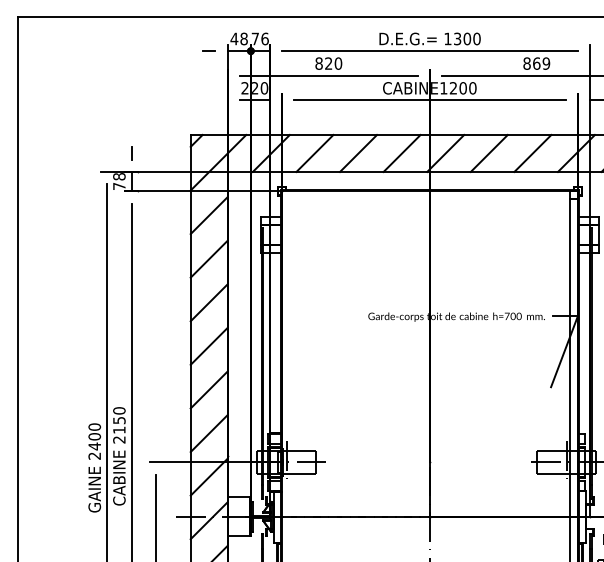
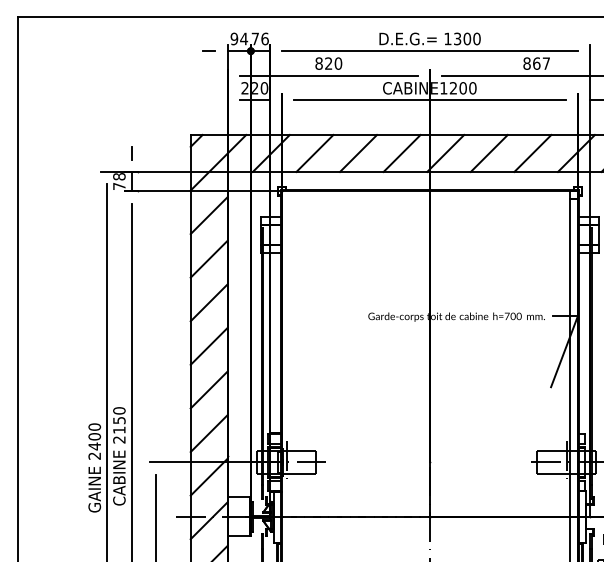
text: 48 -> 94 (239, 38)
text: 869 -> 867 (546, 63)
